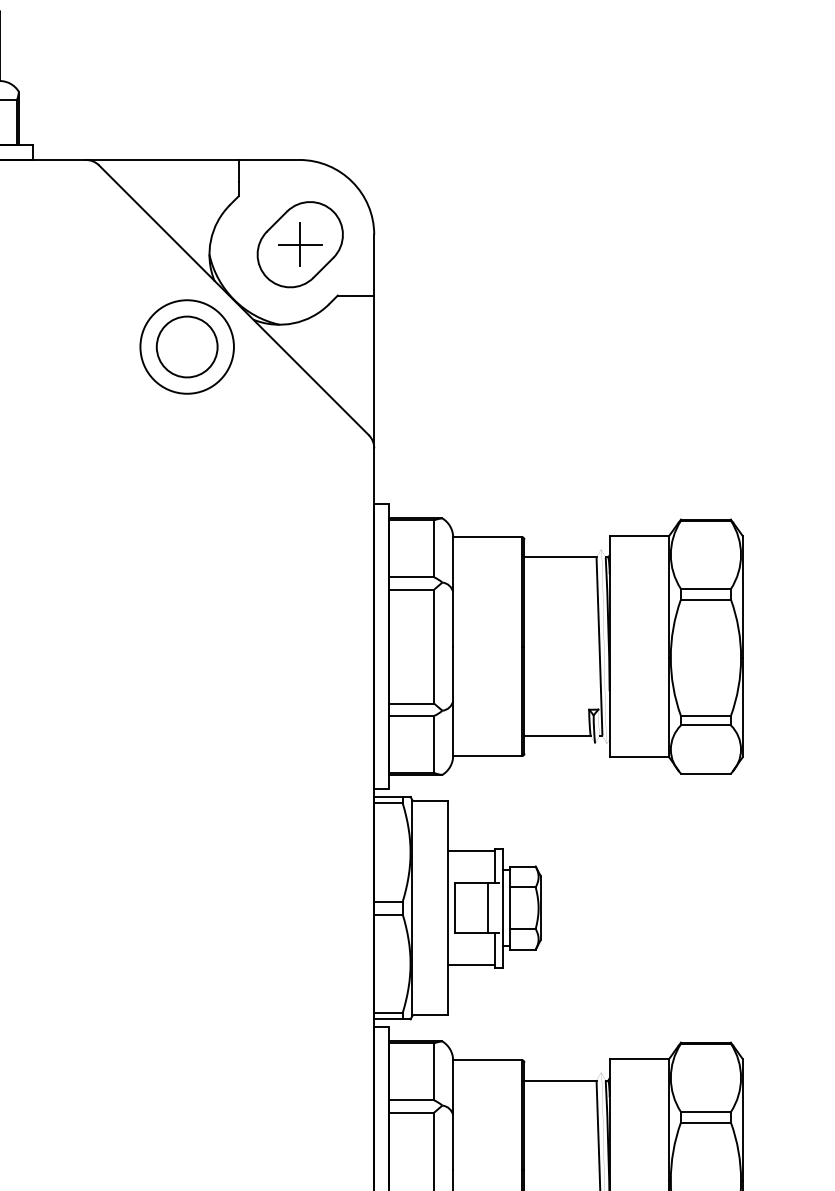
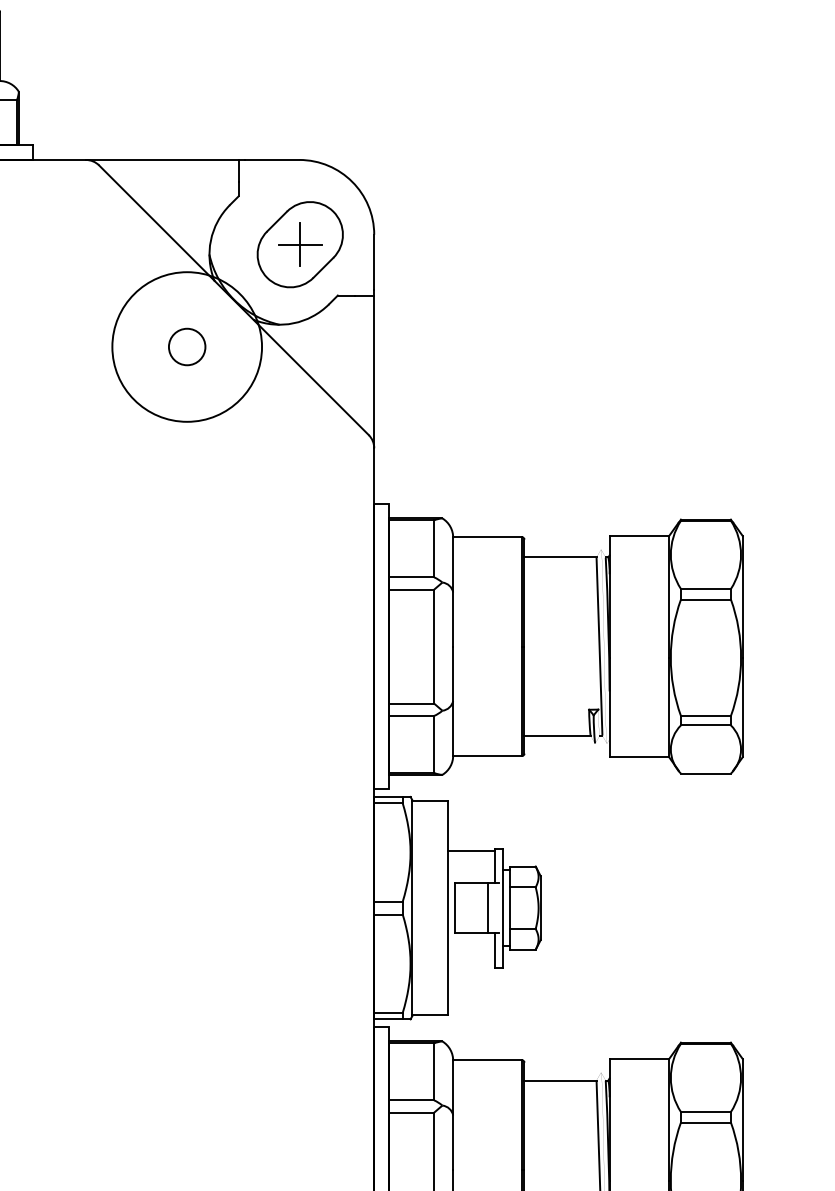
circle diameter: 61 px -> 36 px (186, 346)
circle diameter: 94 px -> 150 px (187, 346)
line: present -> none (471, 965)
